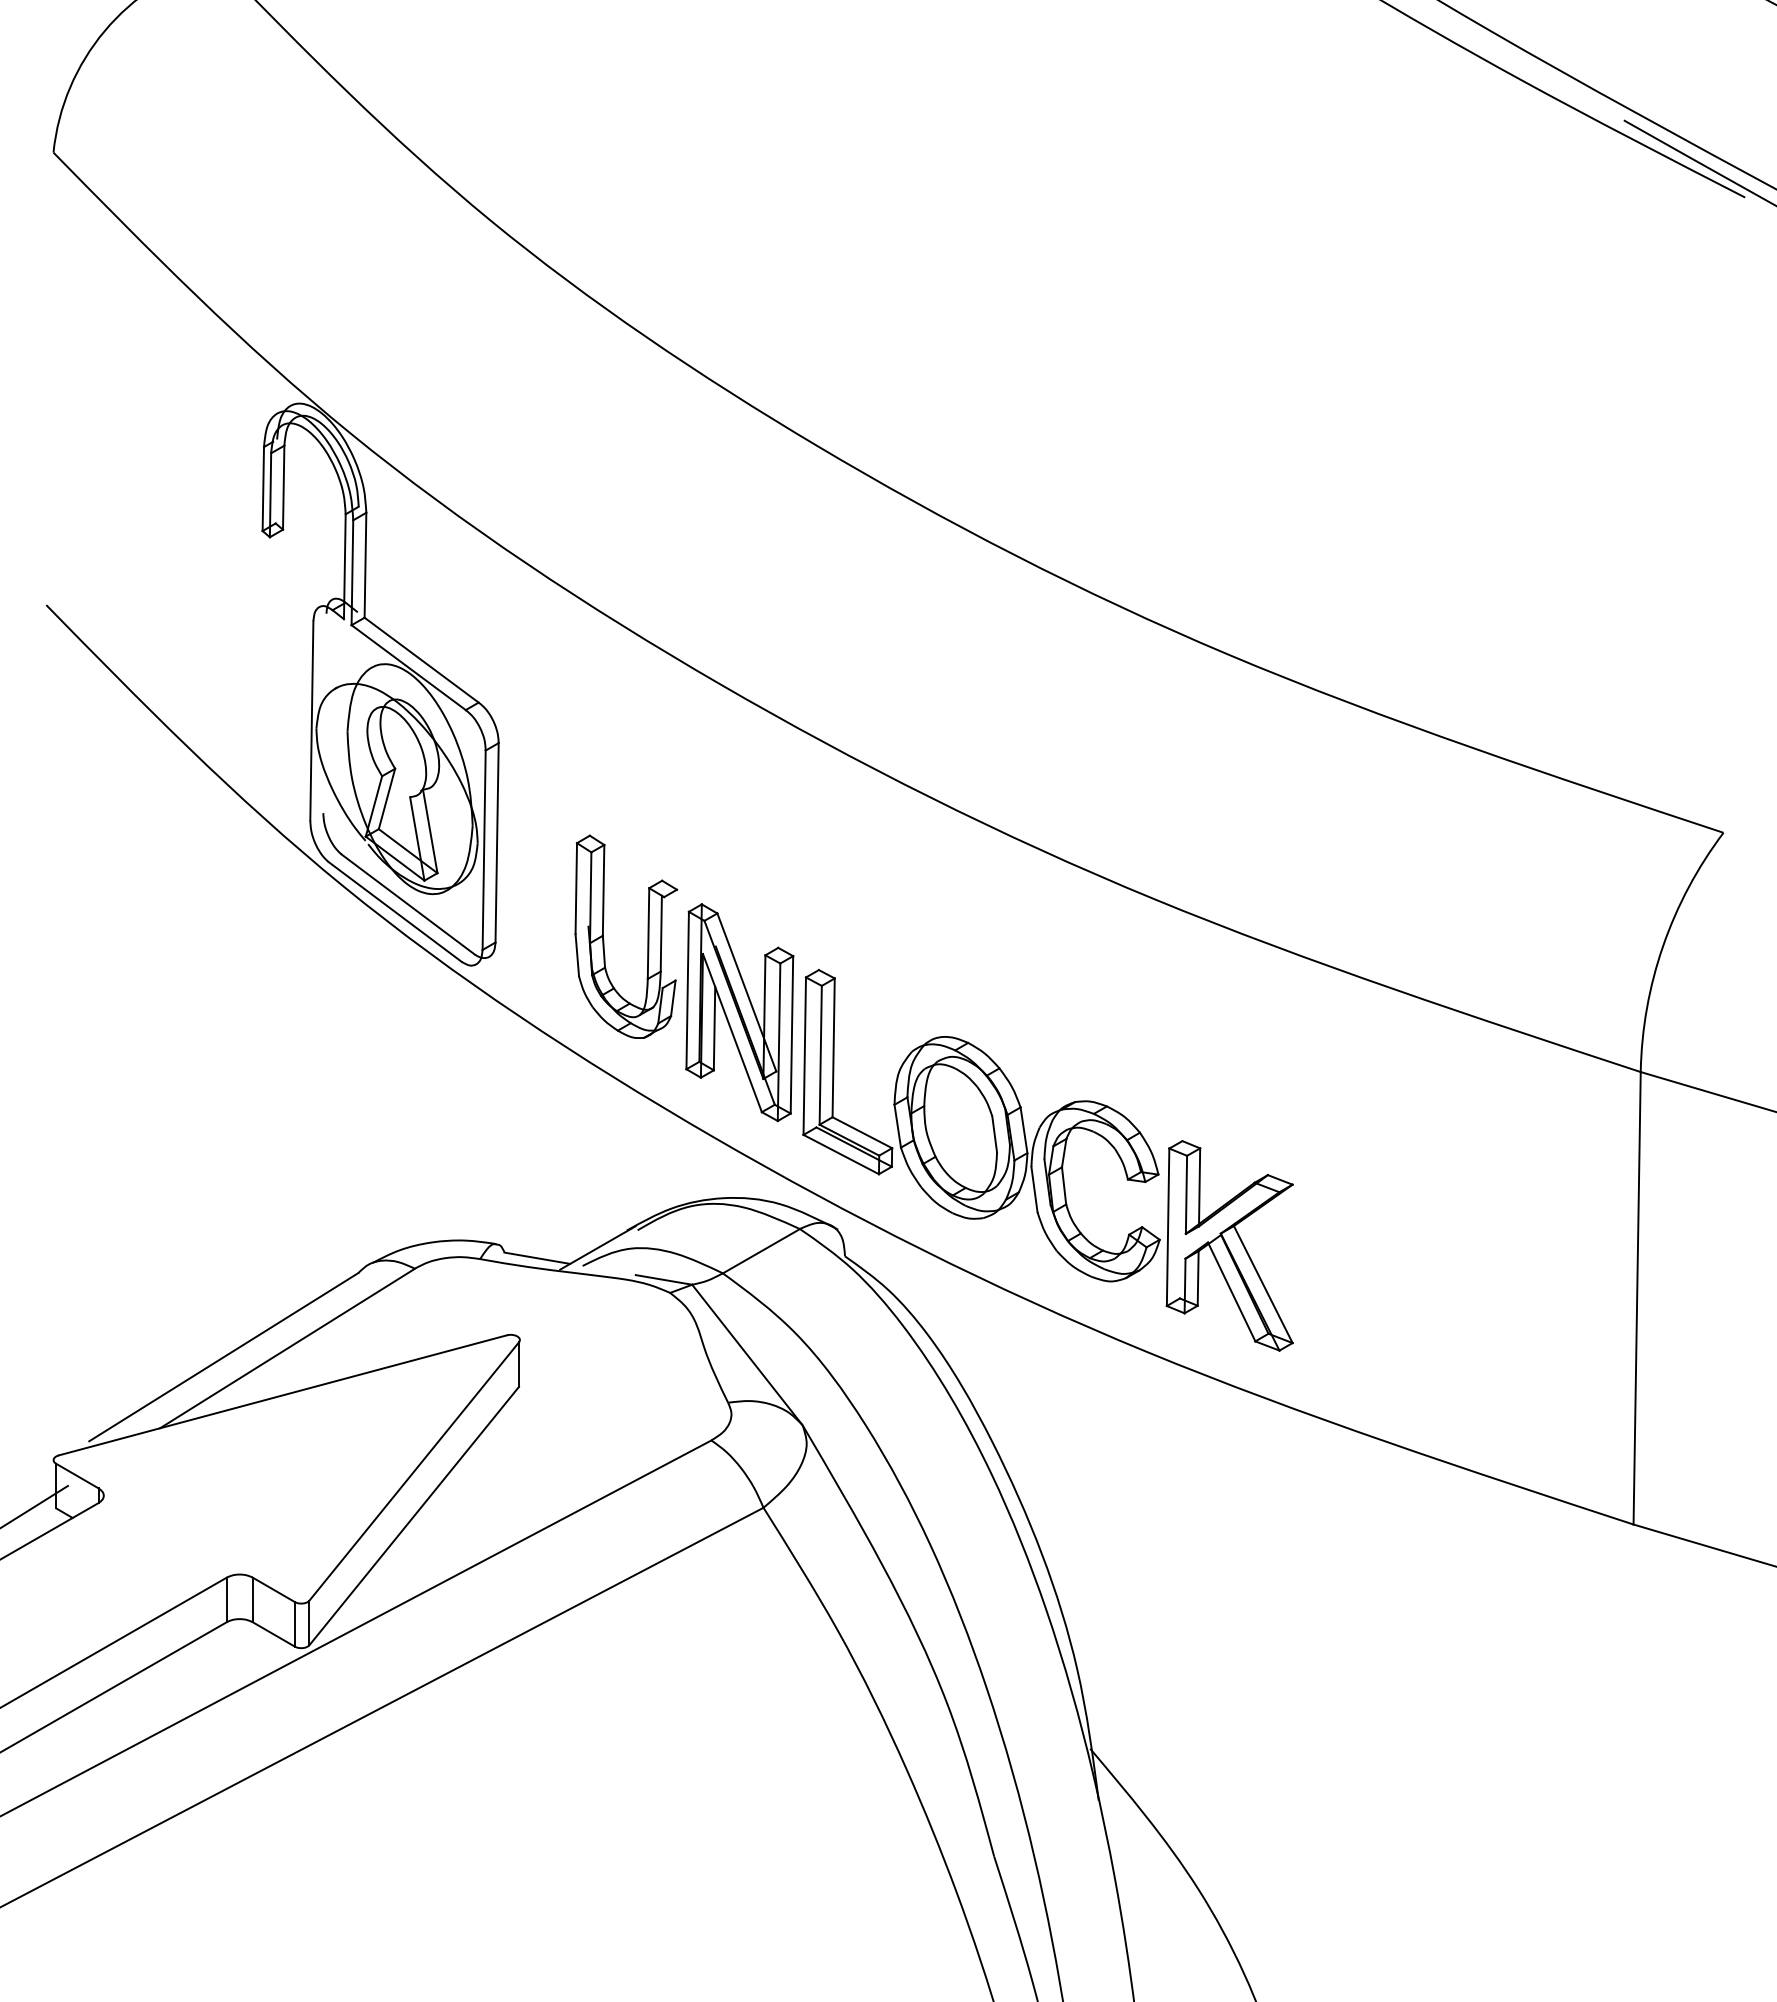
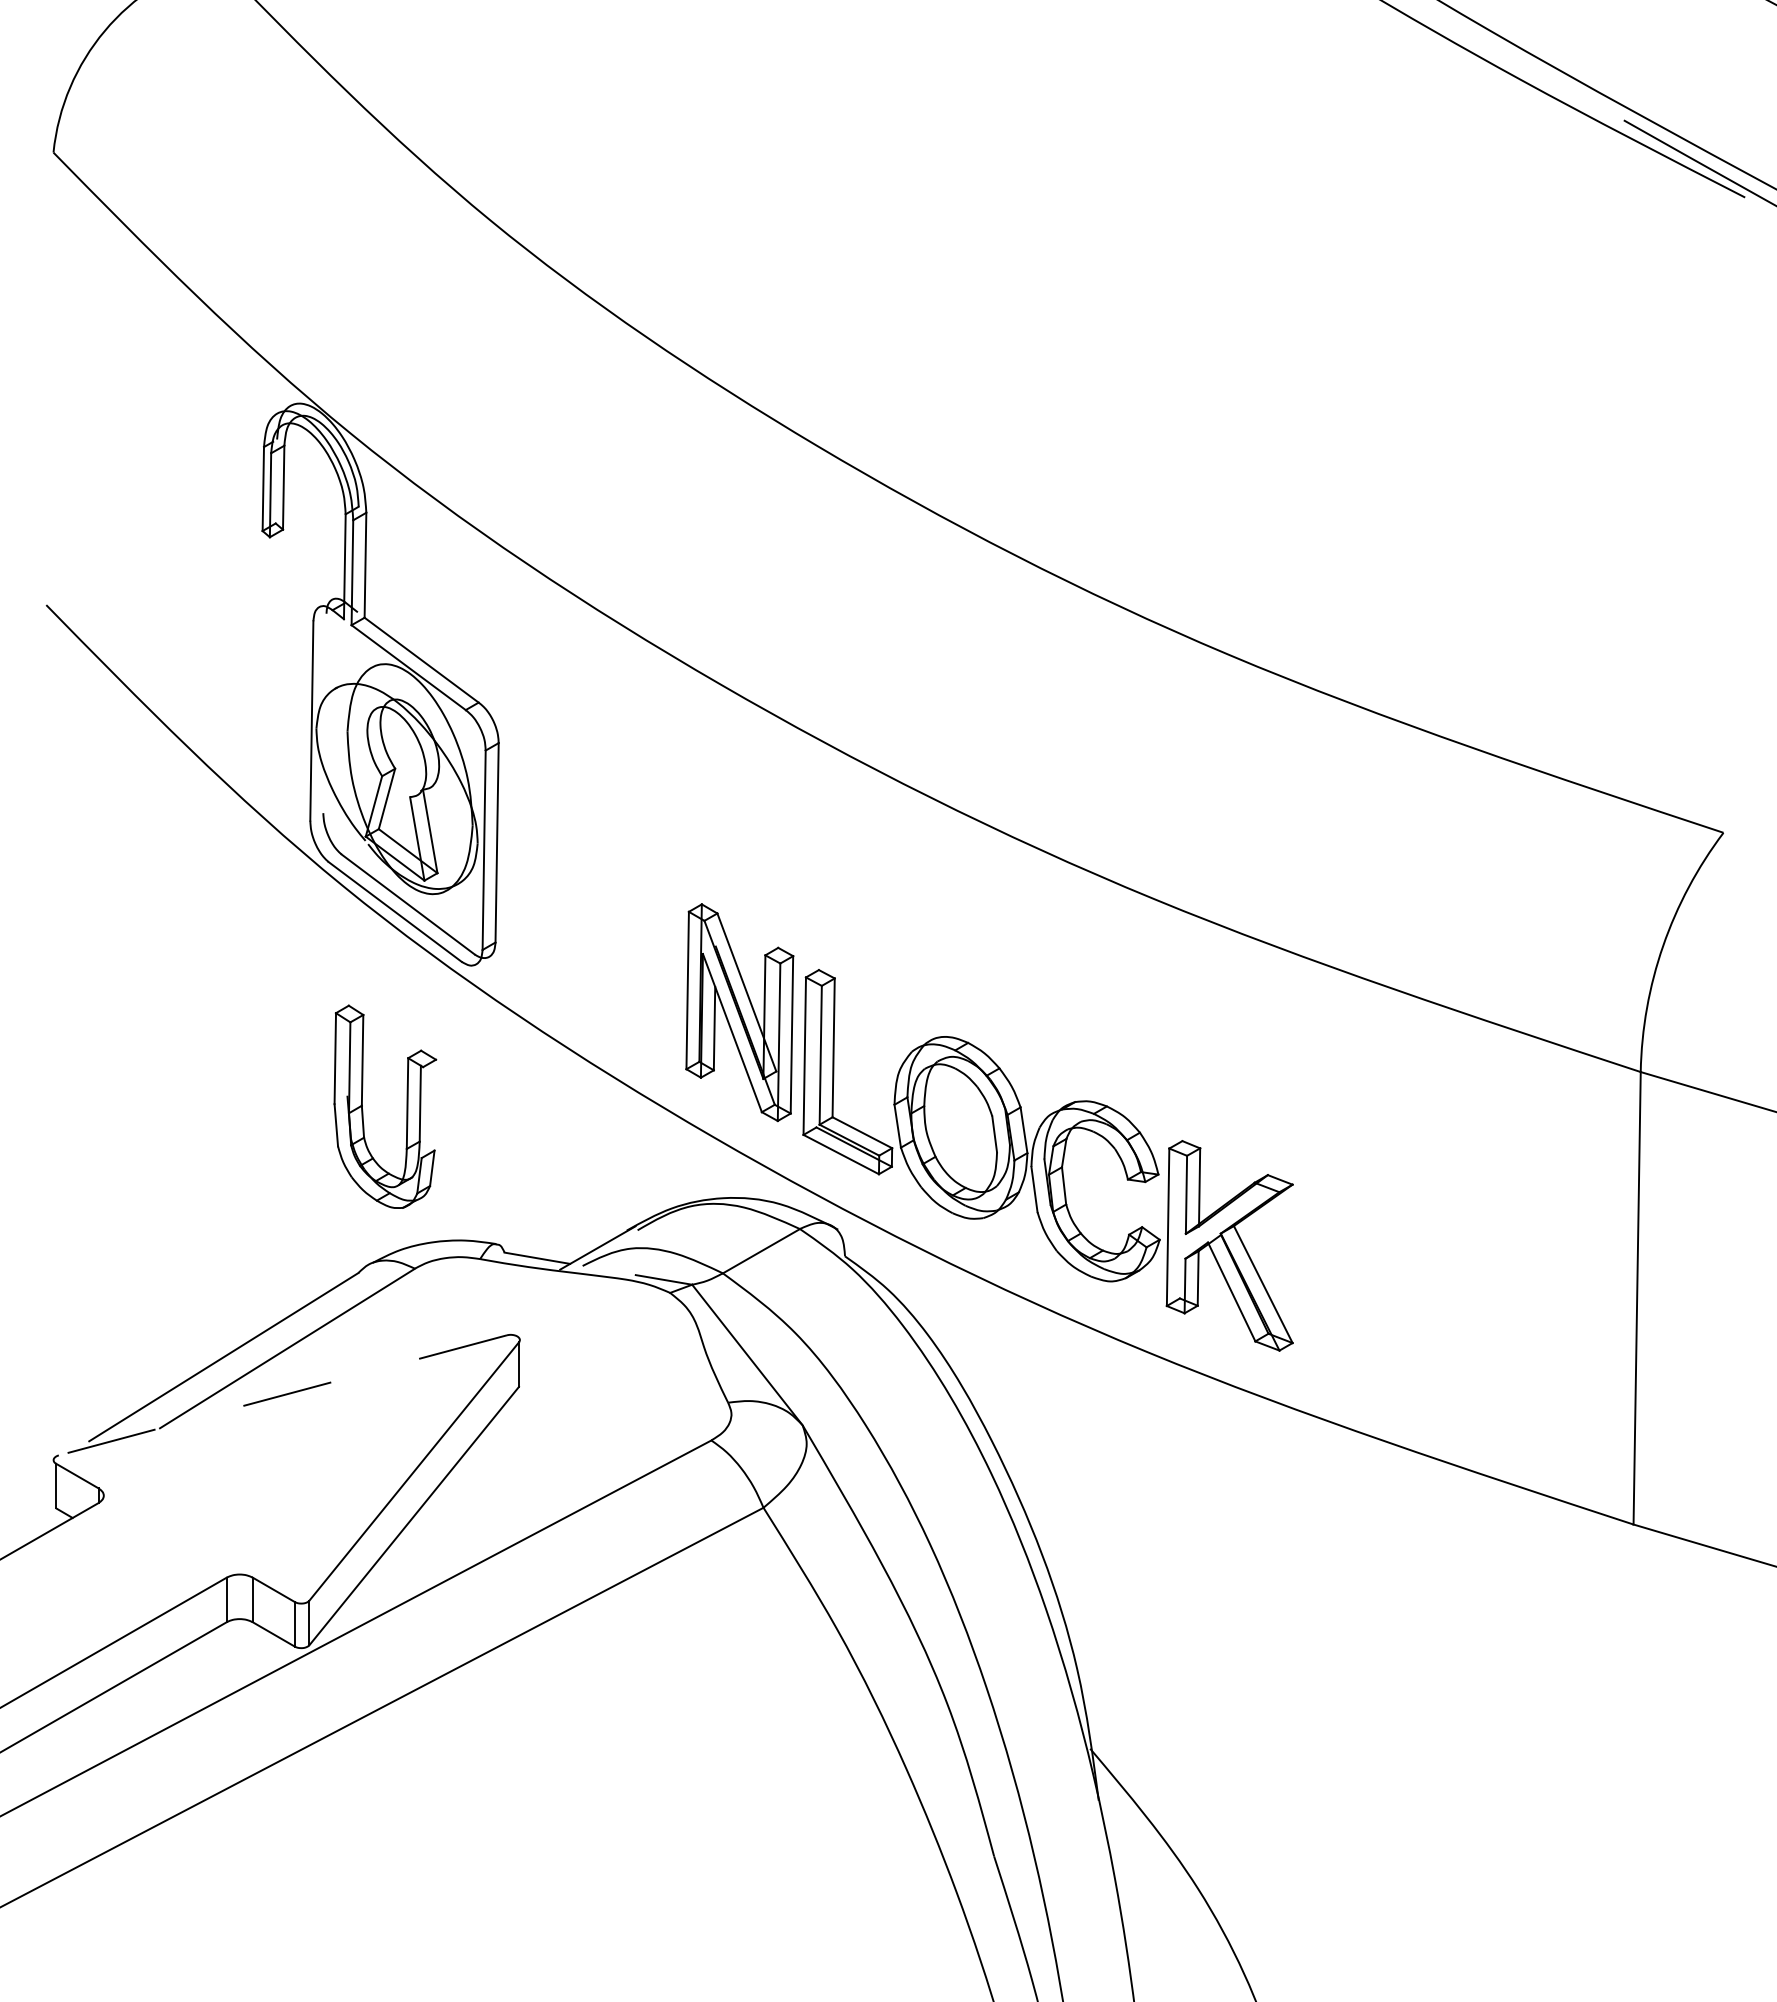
part position: (647, 936) -> (406, 1106) (406, 1106)
line: solid -> dashed (282, 1395)
line: present -> none (34, 1505)
